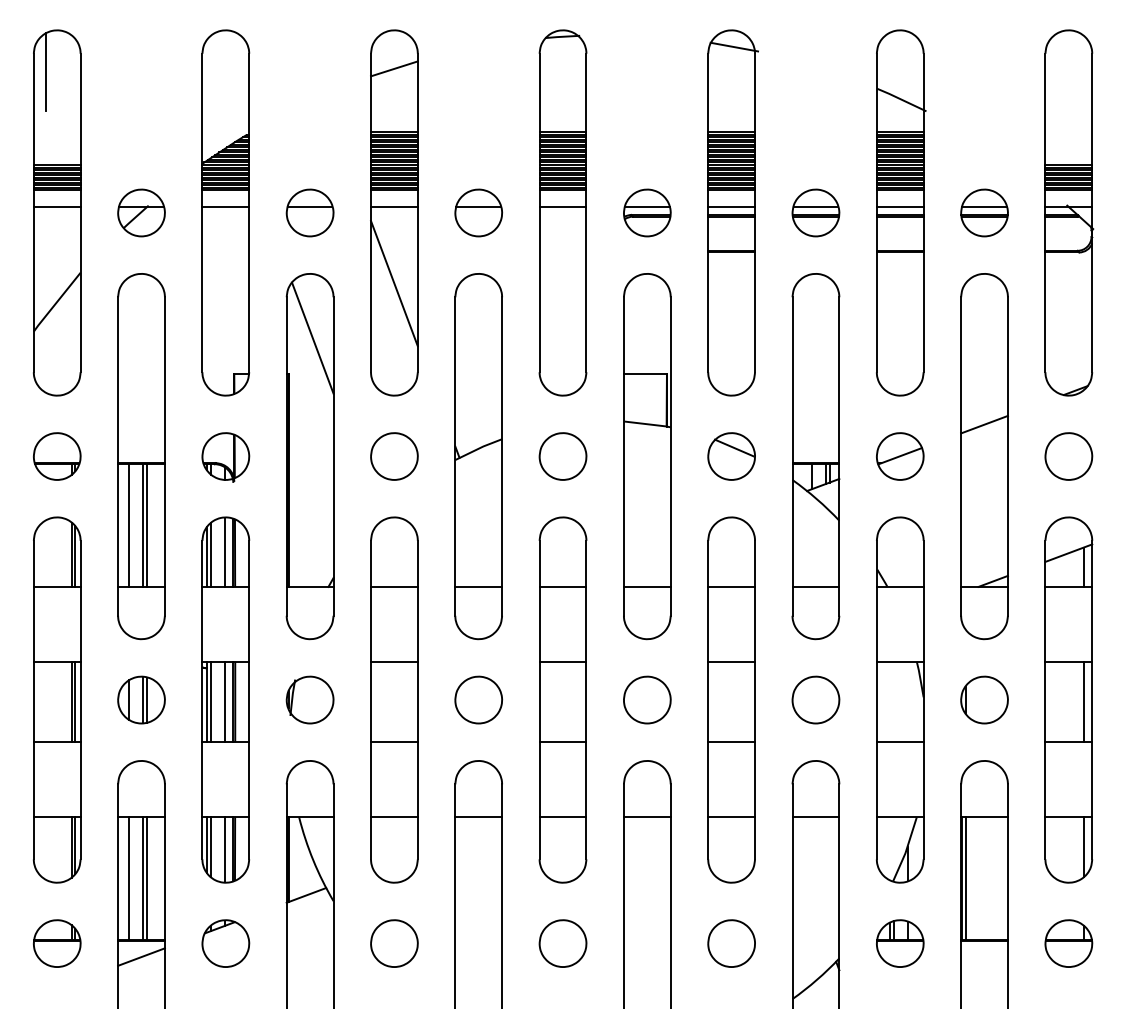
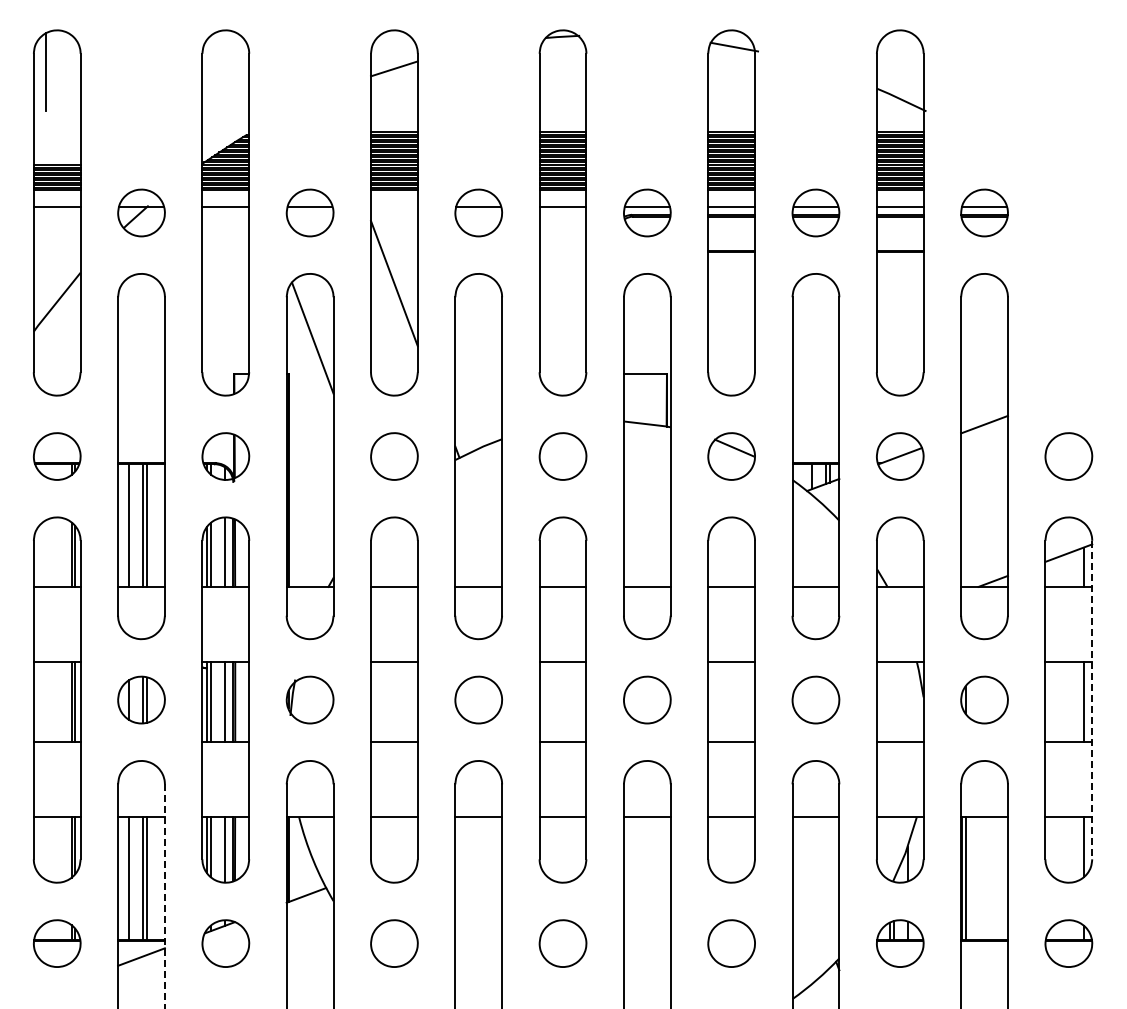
line: present -> none (394, 206)
part: present -> none (1069, 212)
line: solid -> dashed (1092, 700)
line: solid -> dashed (164, 896)
